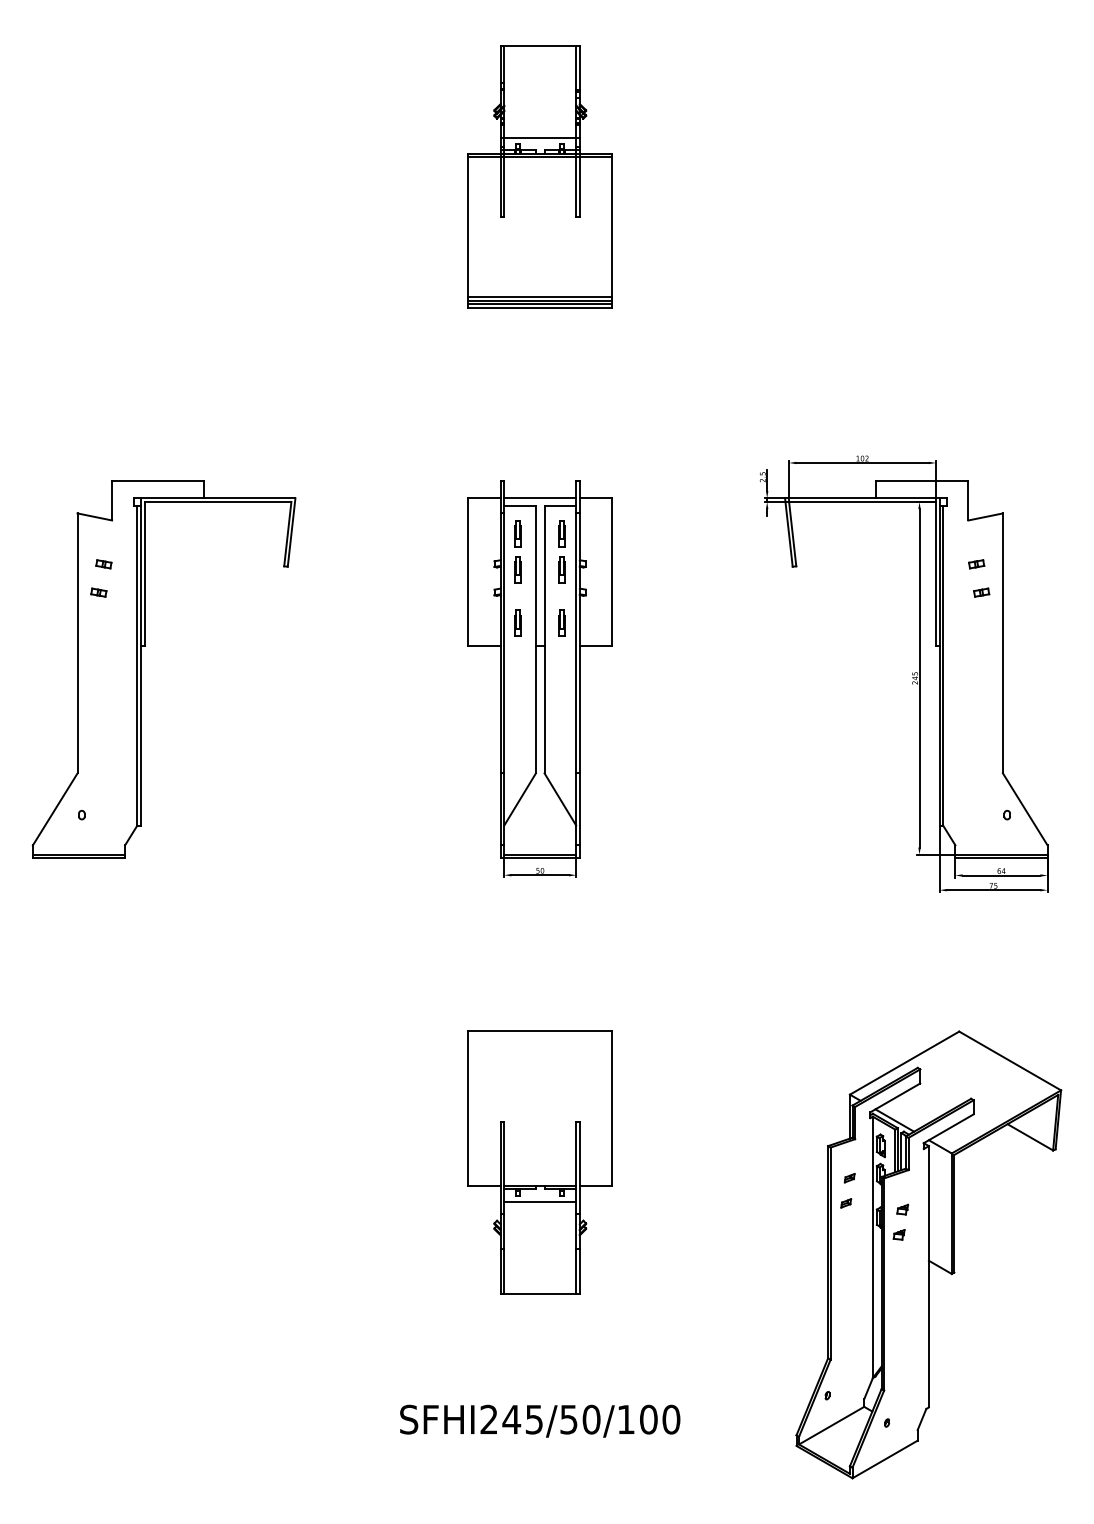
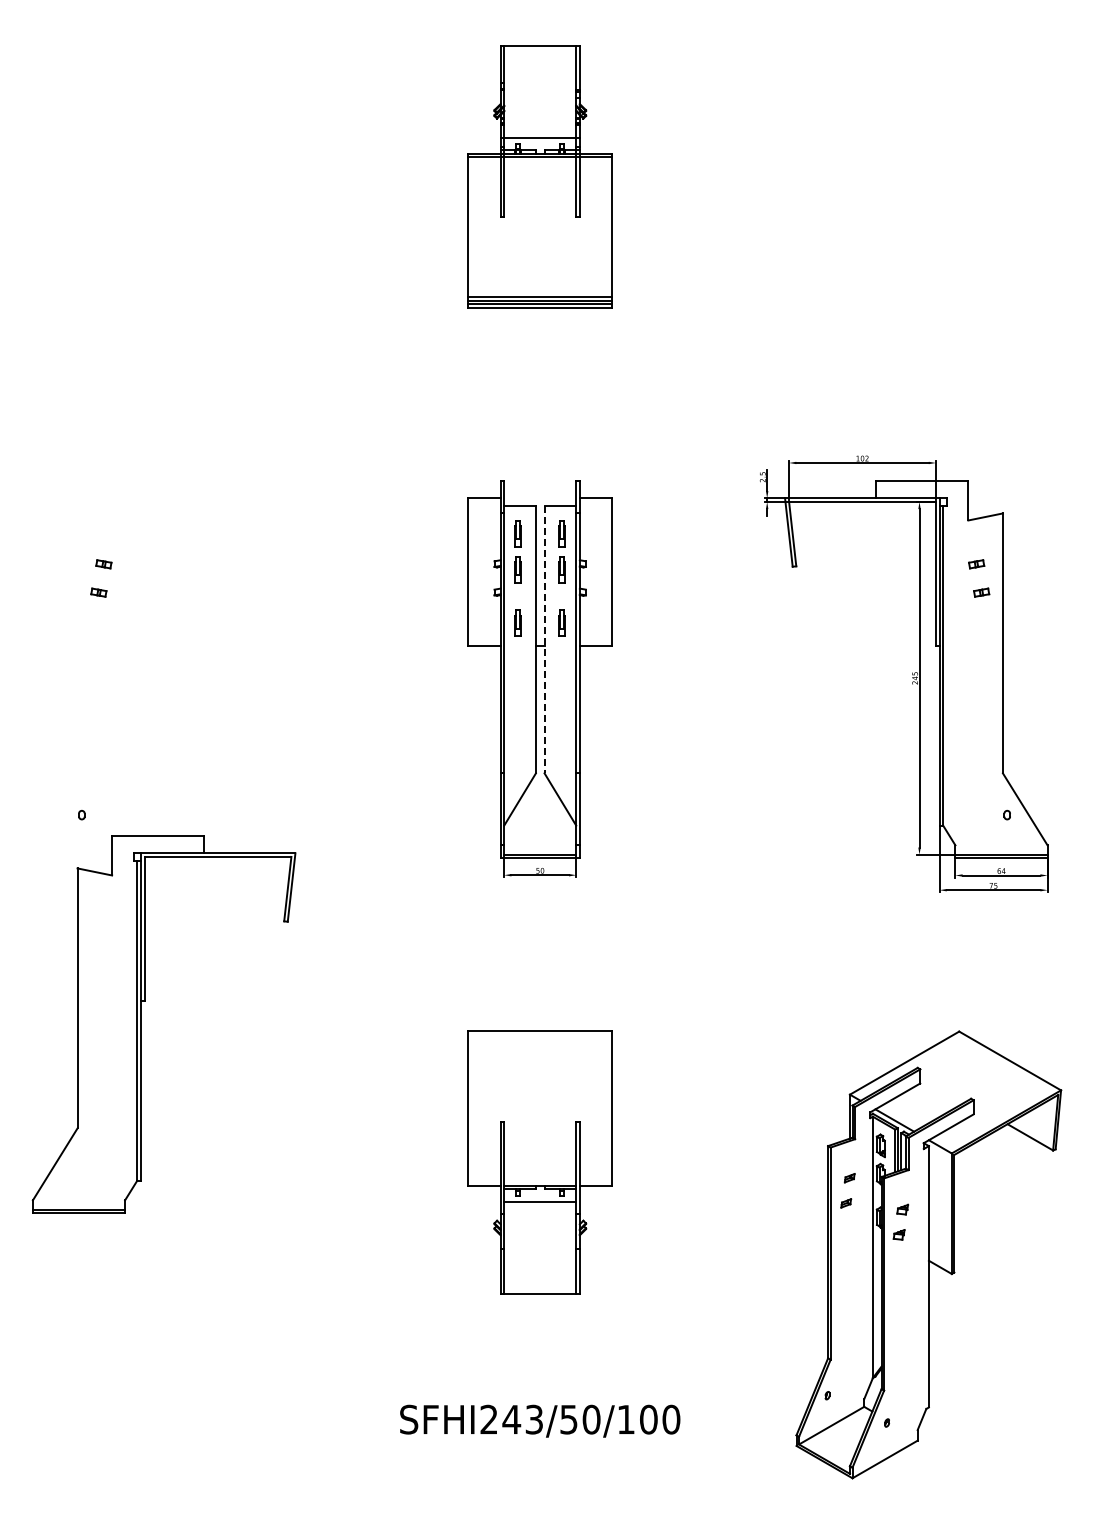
line: present -> none (540, 498)
line: solid -> dashed (544, 639)
part position: (141, 669) -> (141, 1024) (141, 1024)
text: SFHI245/50/100 -> SFHI243/50/100 (534, 1418)
